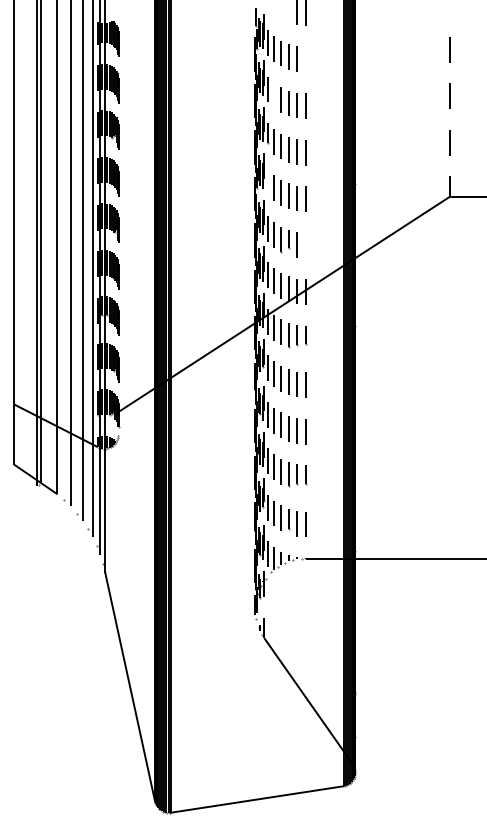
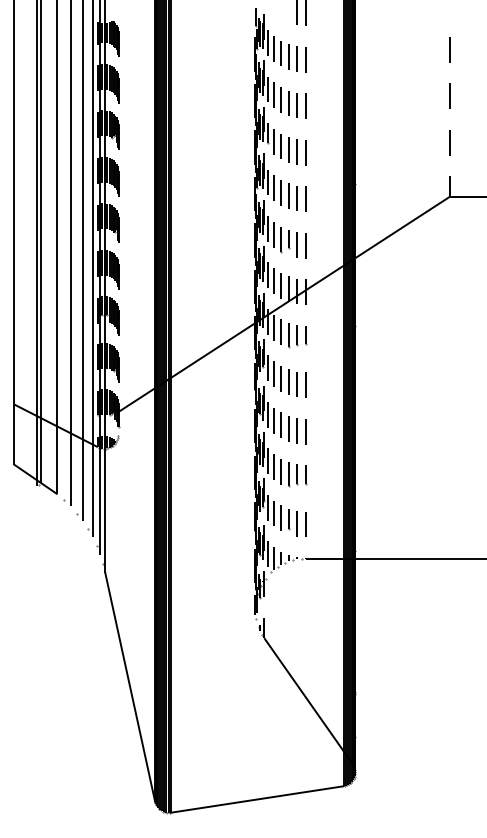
line: none -> present (305, 59)
line: none -> present (274, 95)
line: none -> present (268, 182)
line: none -> present (305, 245)
